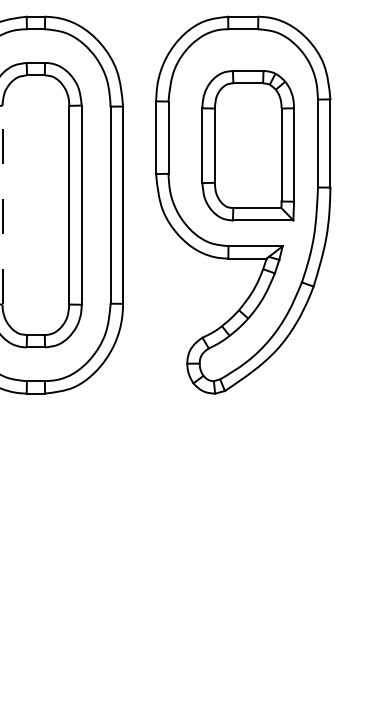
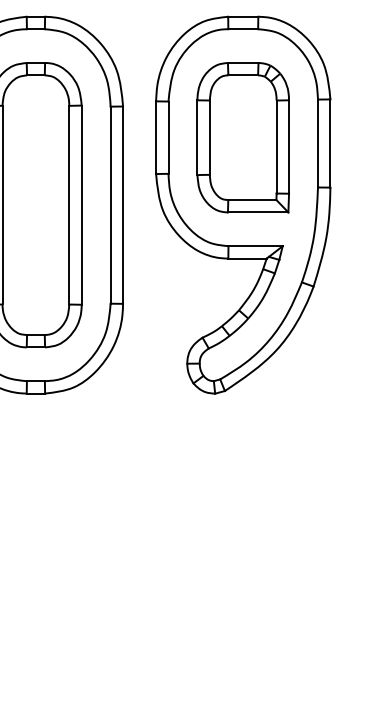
part position: (247, 145) -> (242, 137) (242, 137)
line: dashed -> solid (2, 204)
